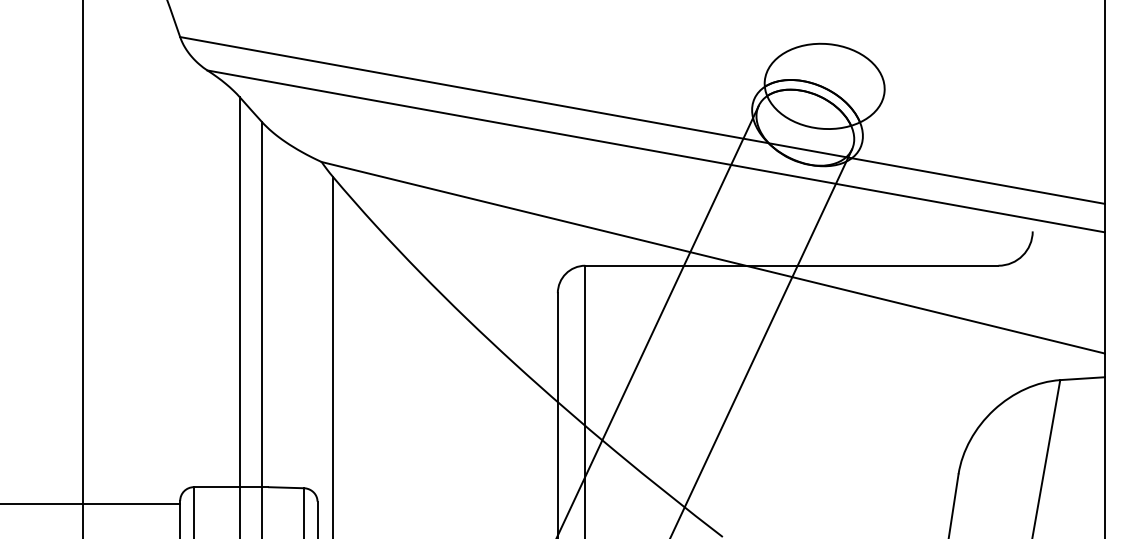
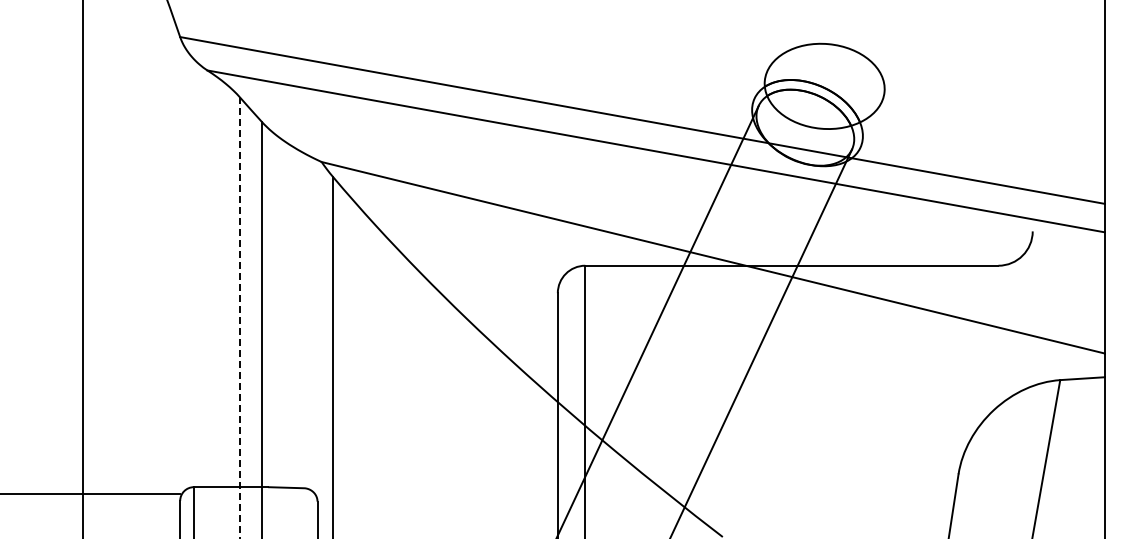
line: solid -> dashed (239, 318)
line position: (91, 504) -> (91, 494) (91, 494)
line: present -> none (303, 511)
